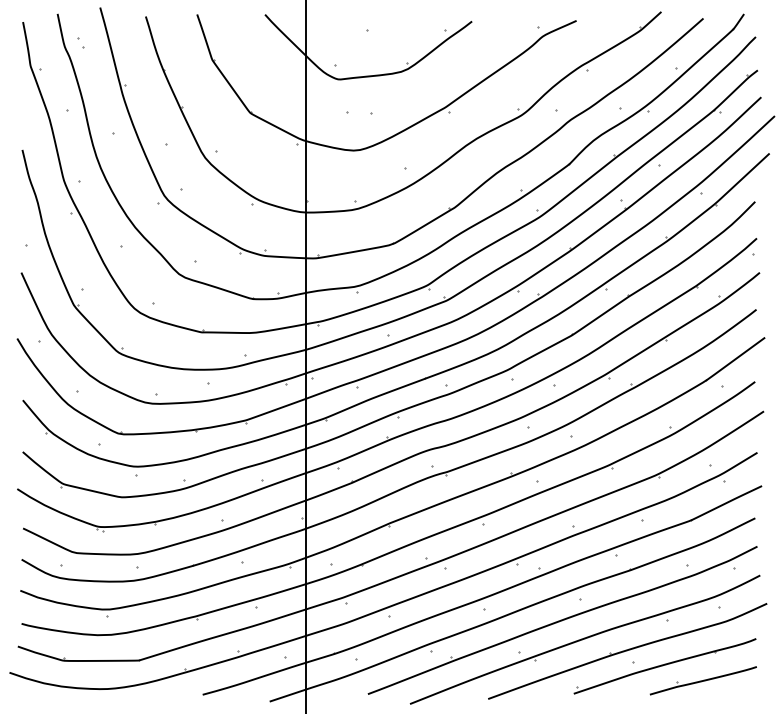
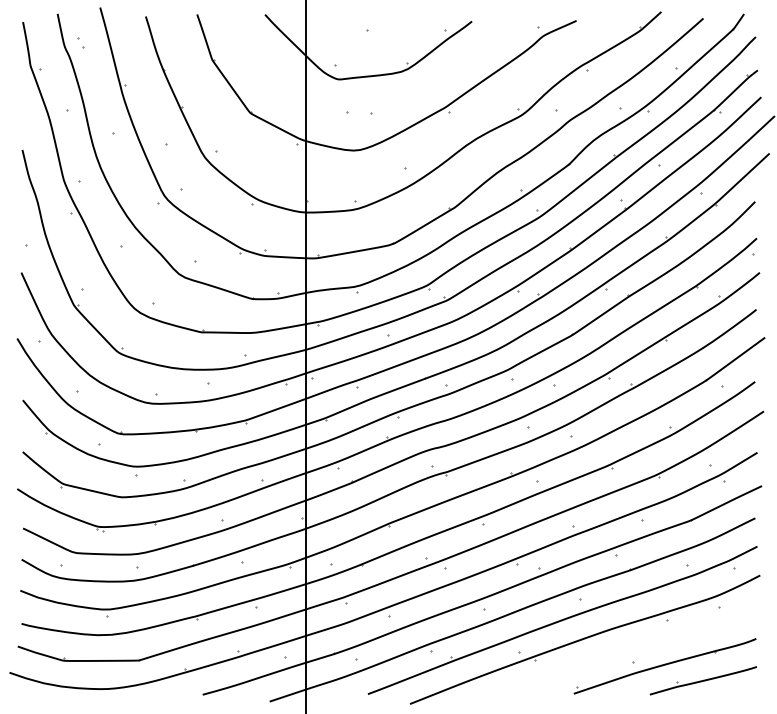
part: present -> none (627, 651)
